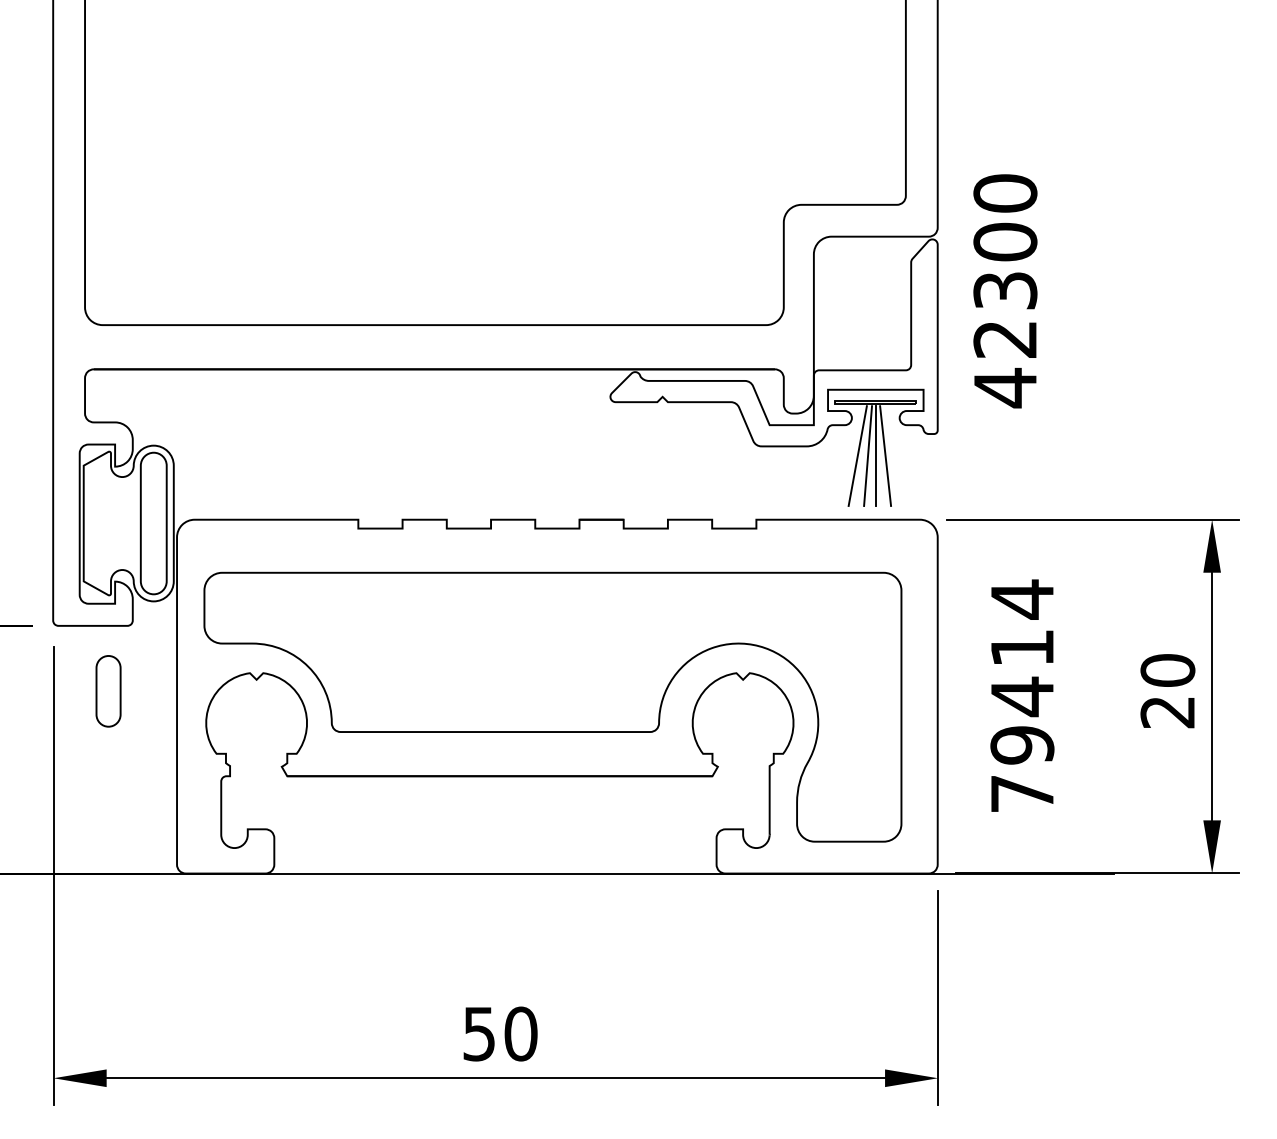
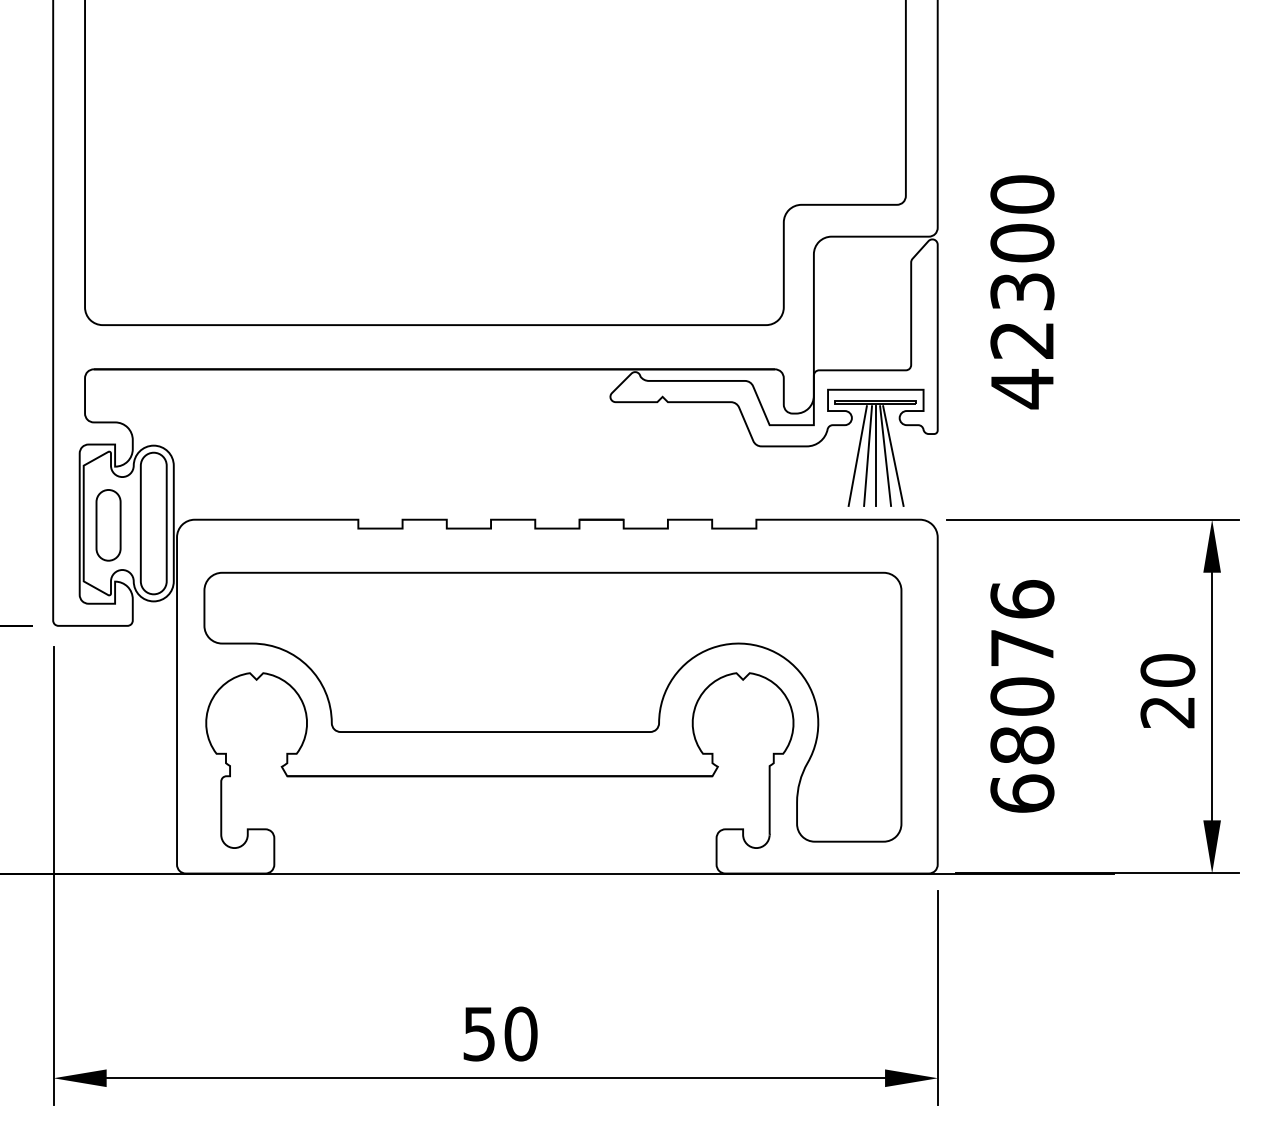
text position: (1005, 291) -> (1022, 292) (1022, 292)
line: none -> present (893, 455)
part position: (108, 691) -> (108, 525) (108, 525)
text: 79414 -> 68076 (1022, 695)
